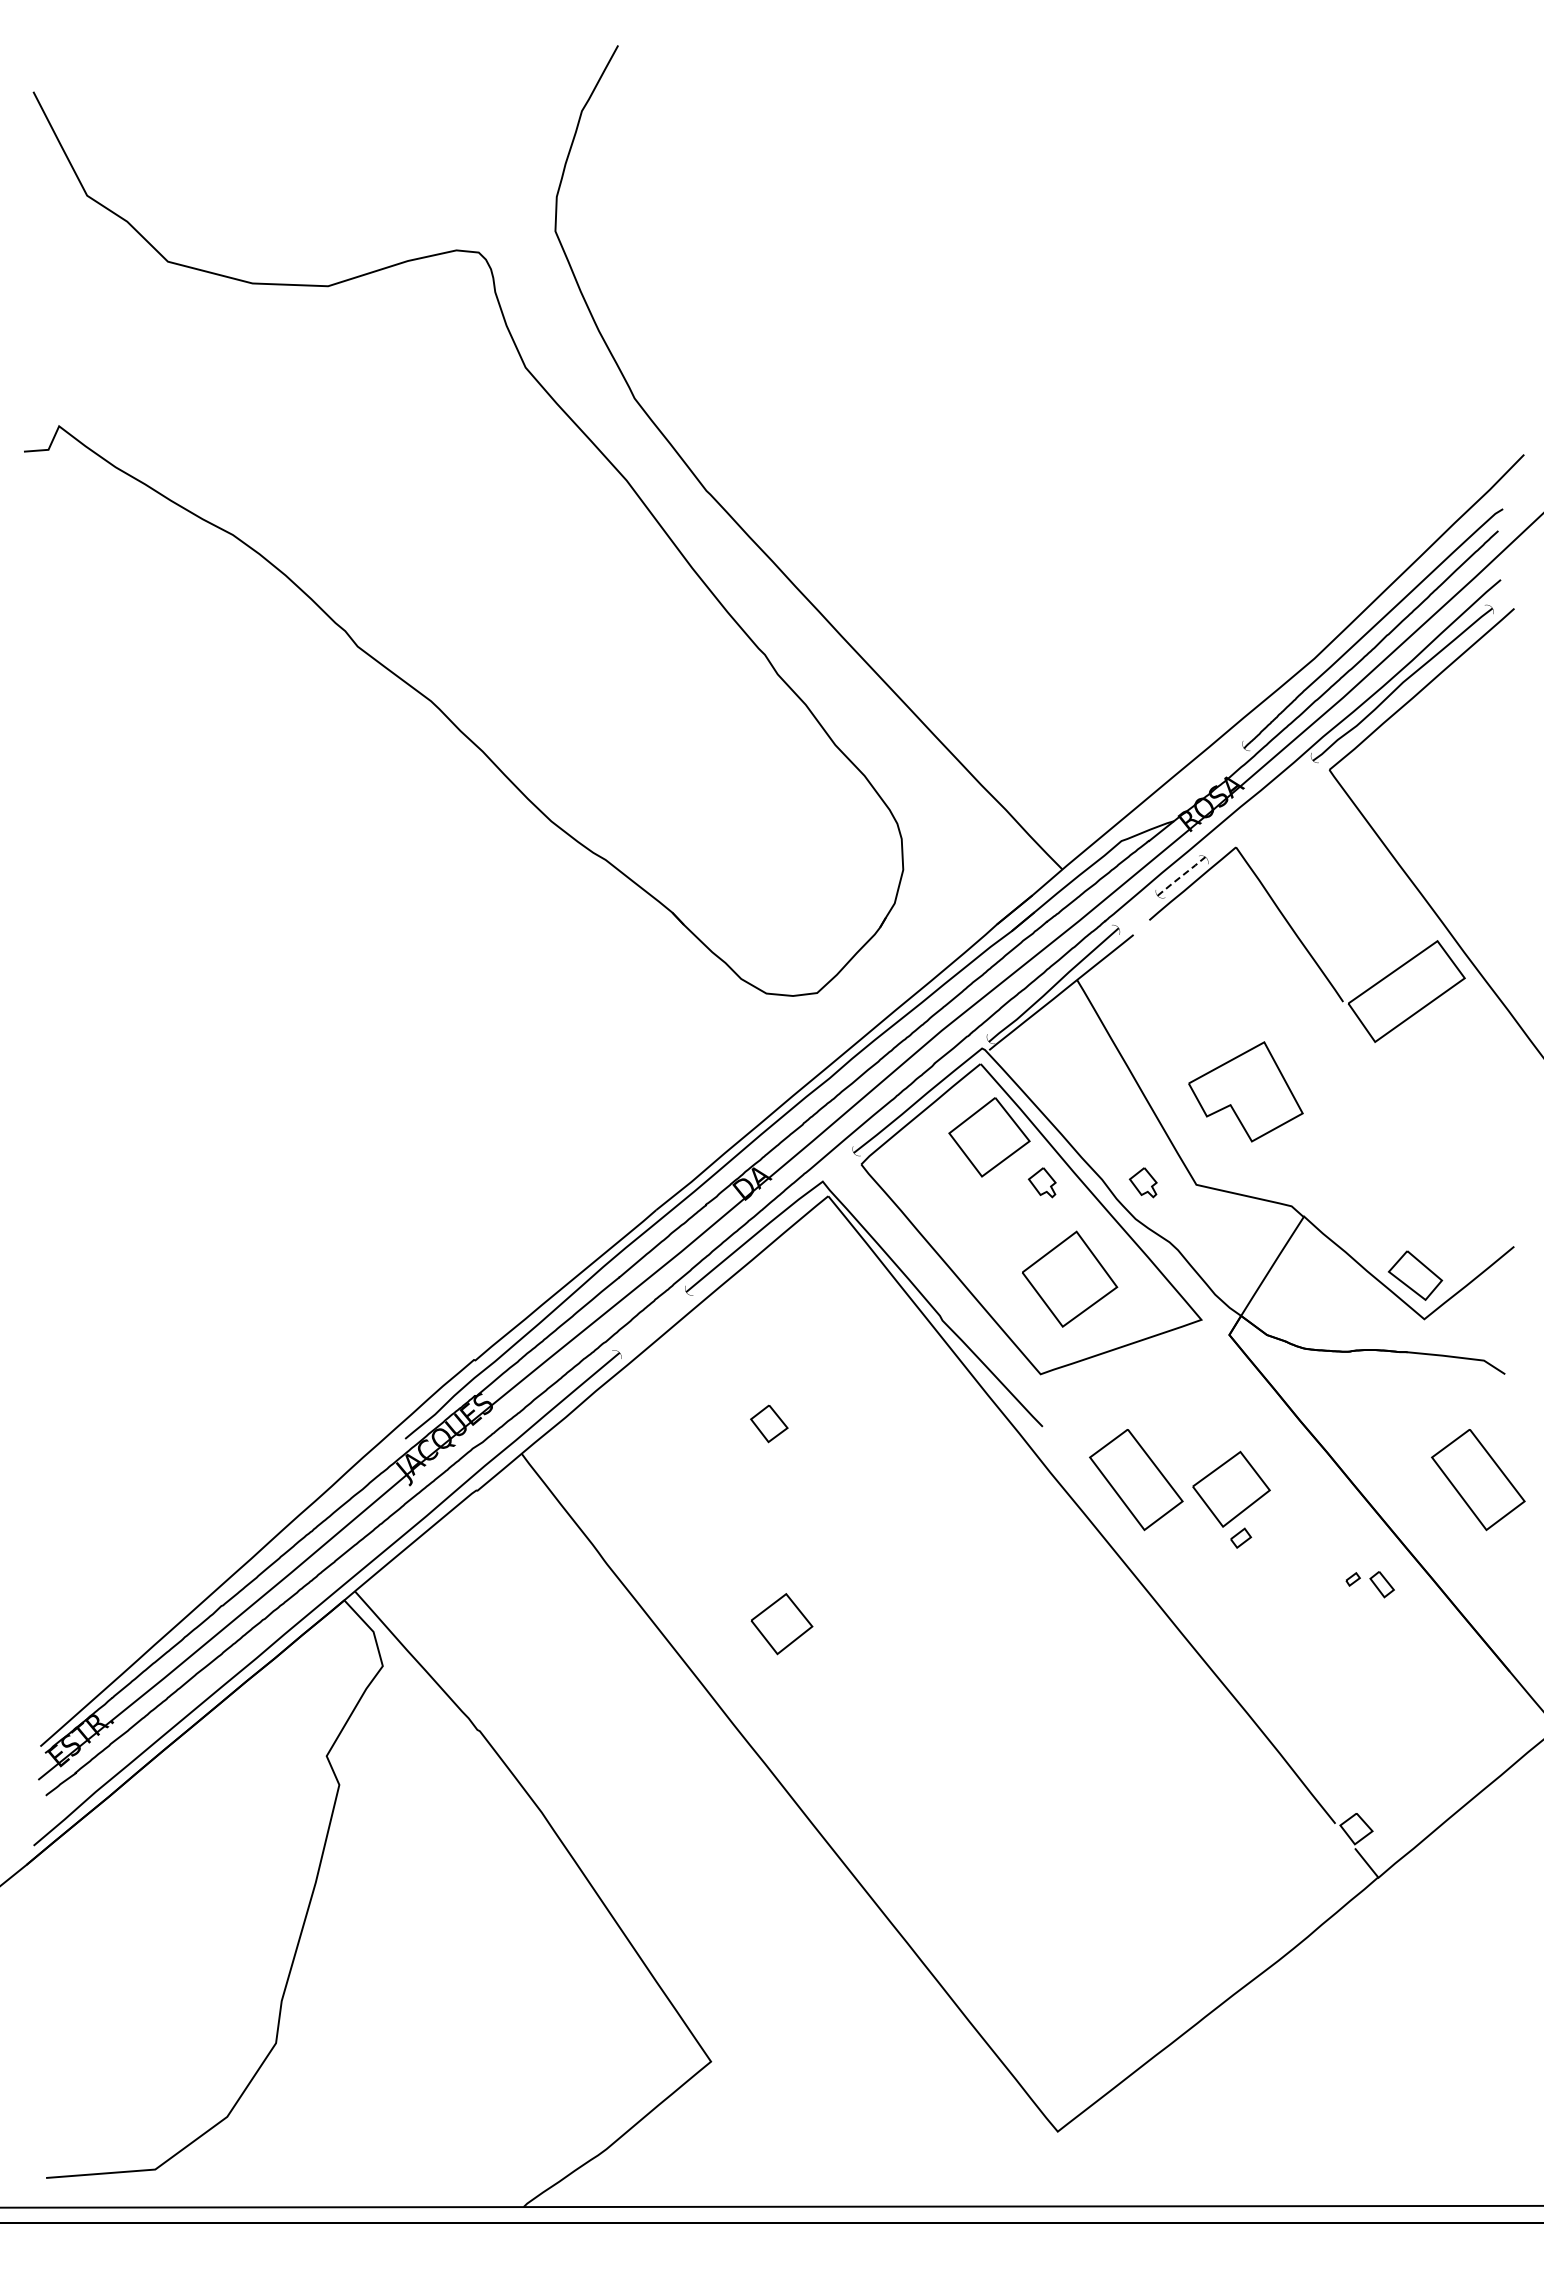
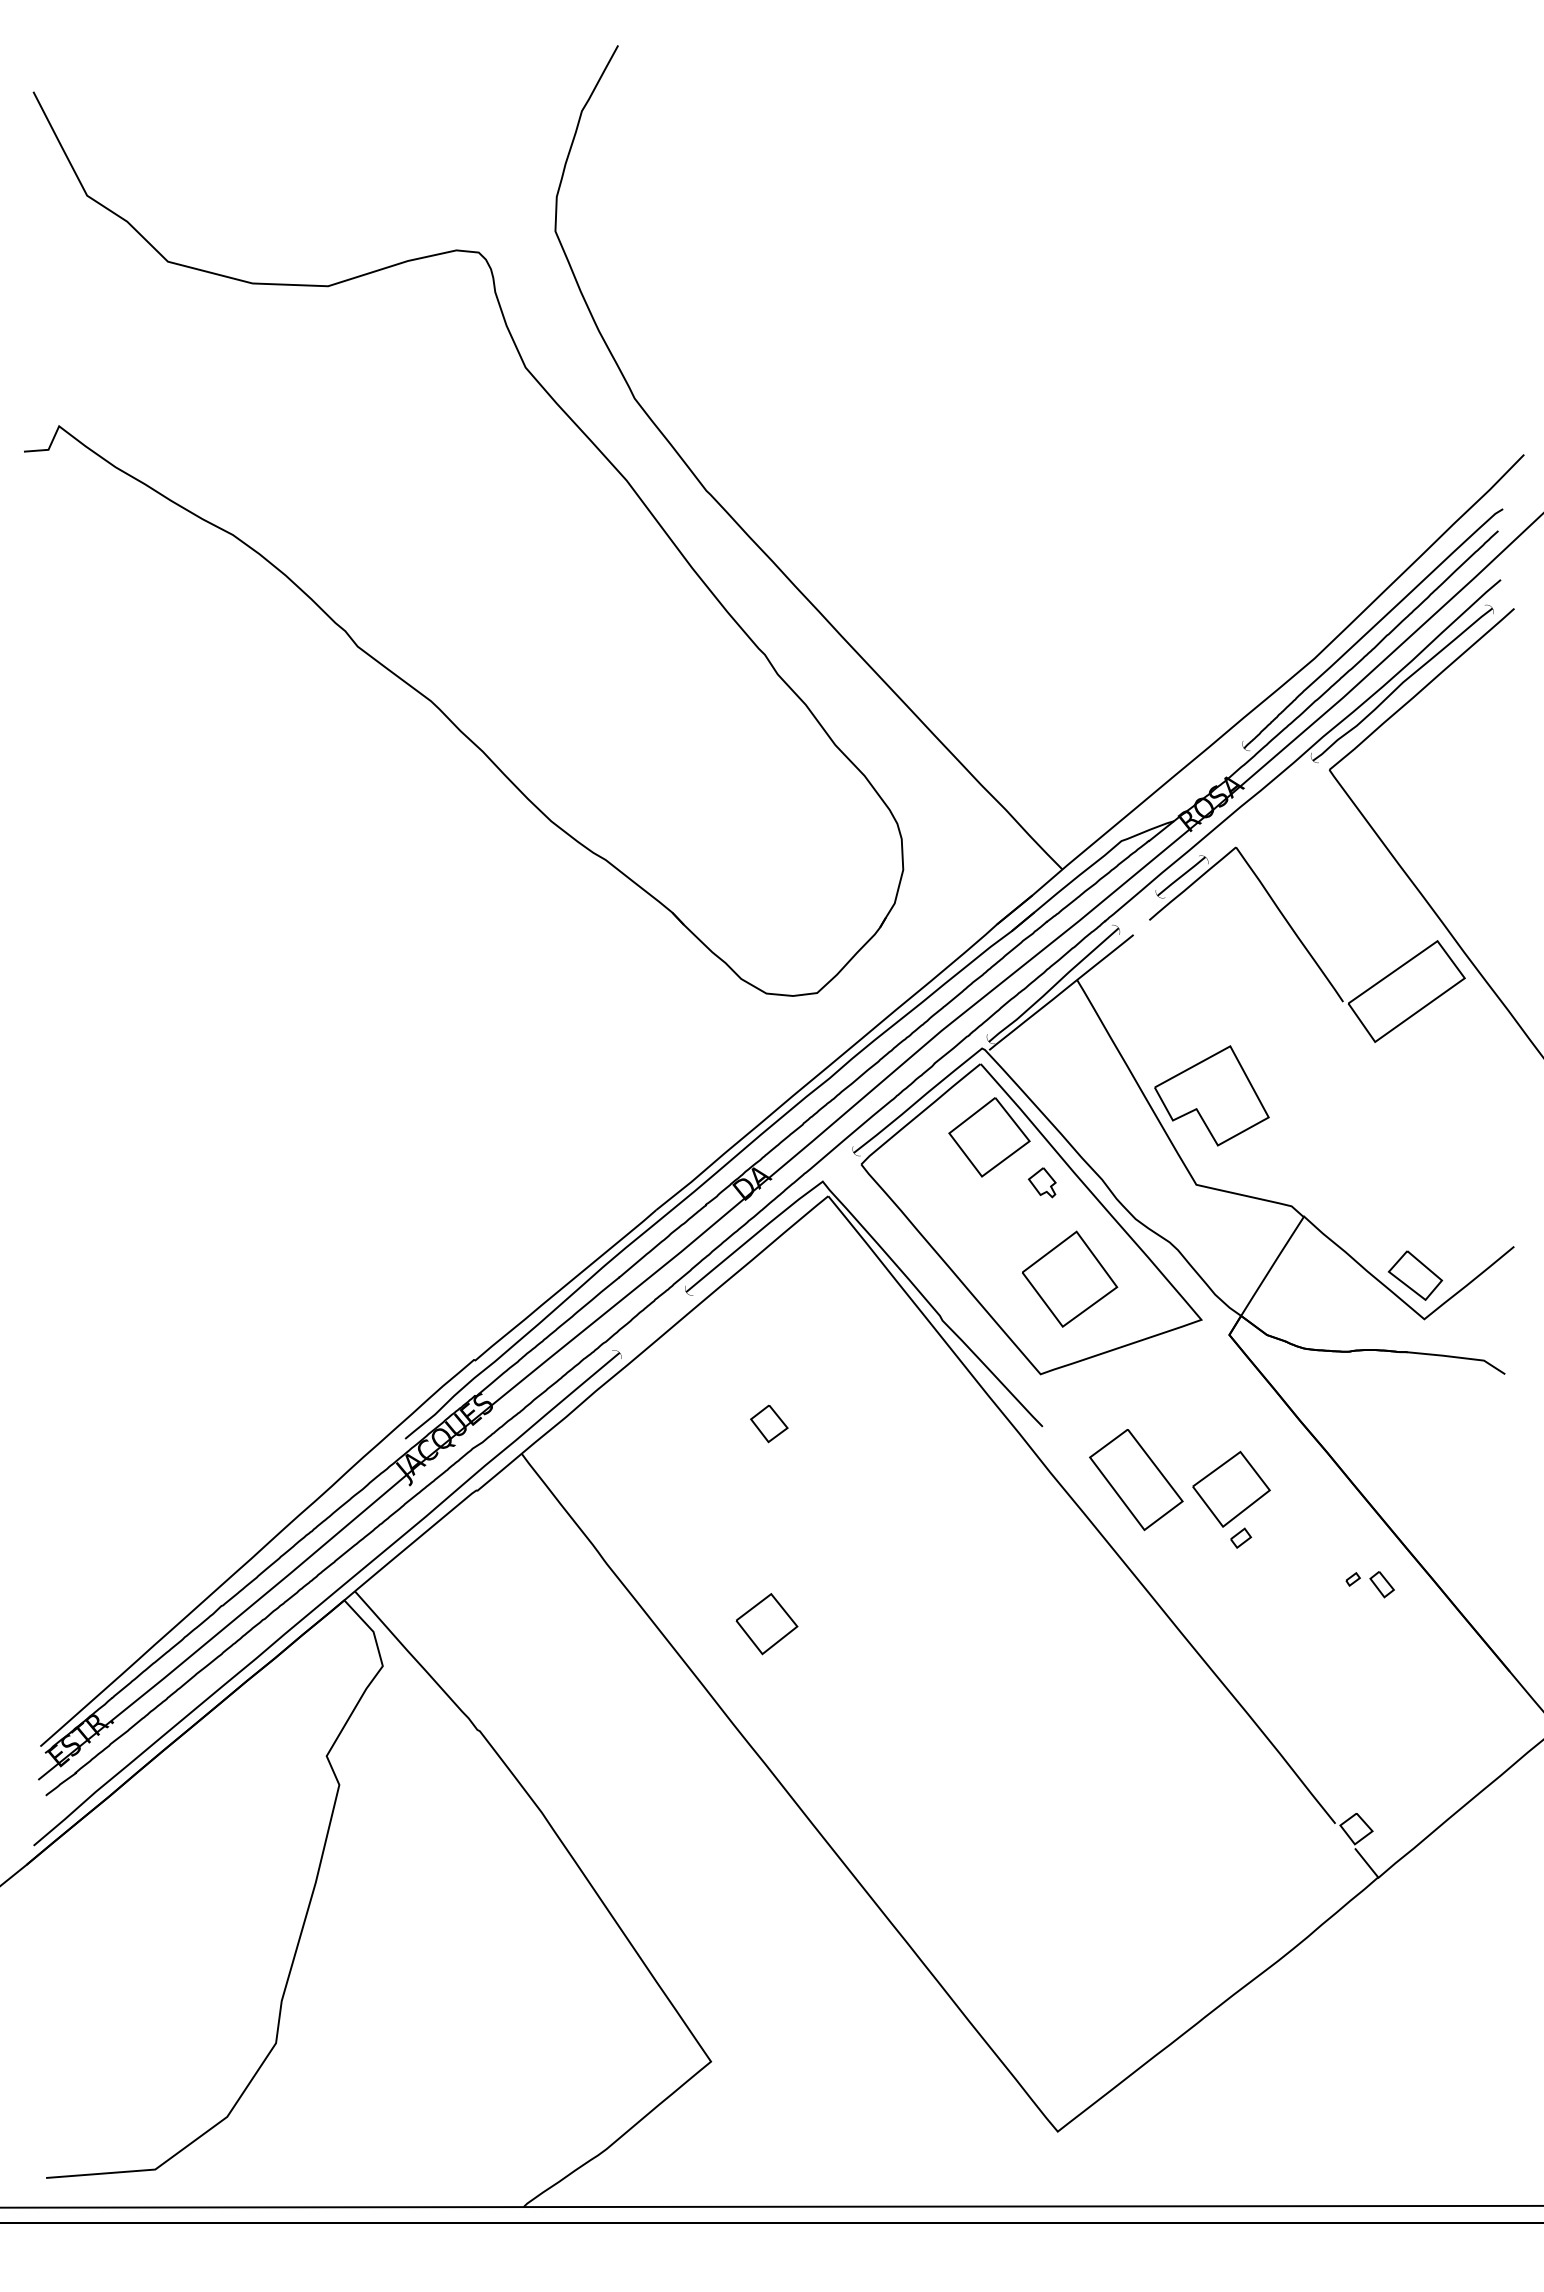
line: dashed -> solid (1181, 876)
part position: (1245, 1091) -> (1211, 1095) (1211, 1095)
part: present -> none (1142, 1182)
part: present -> none (1478, 1480)
part position: (781, 1624) -> (766, 1624) (766, 1624)
